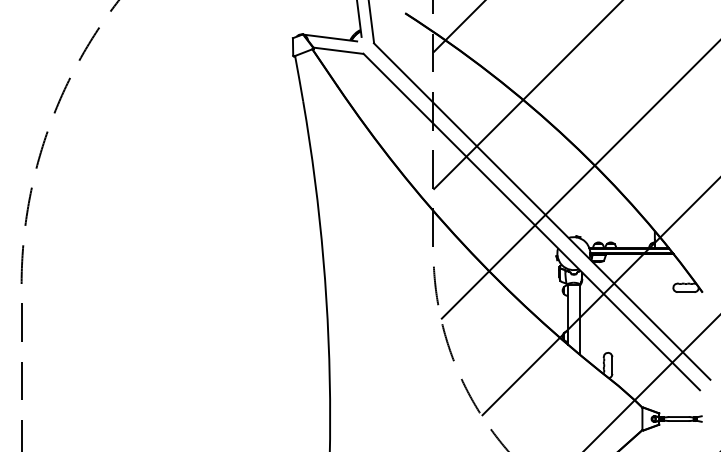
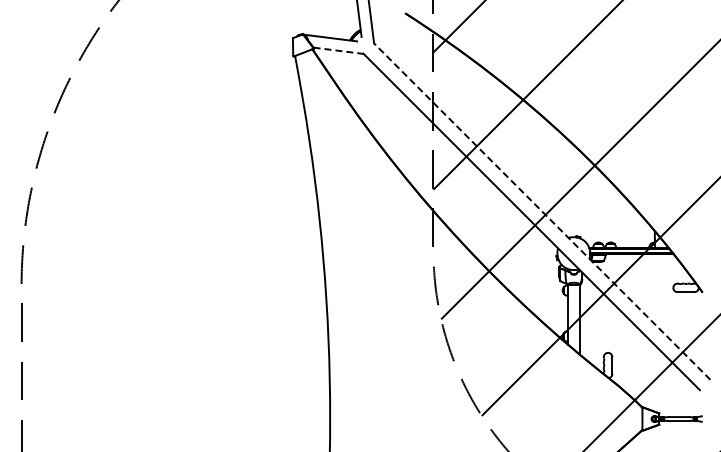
line: solid -> dashed (338, 50)
line: solid -> dashed (542, 211)
